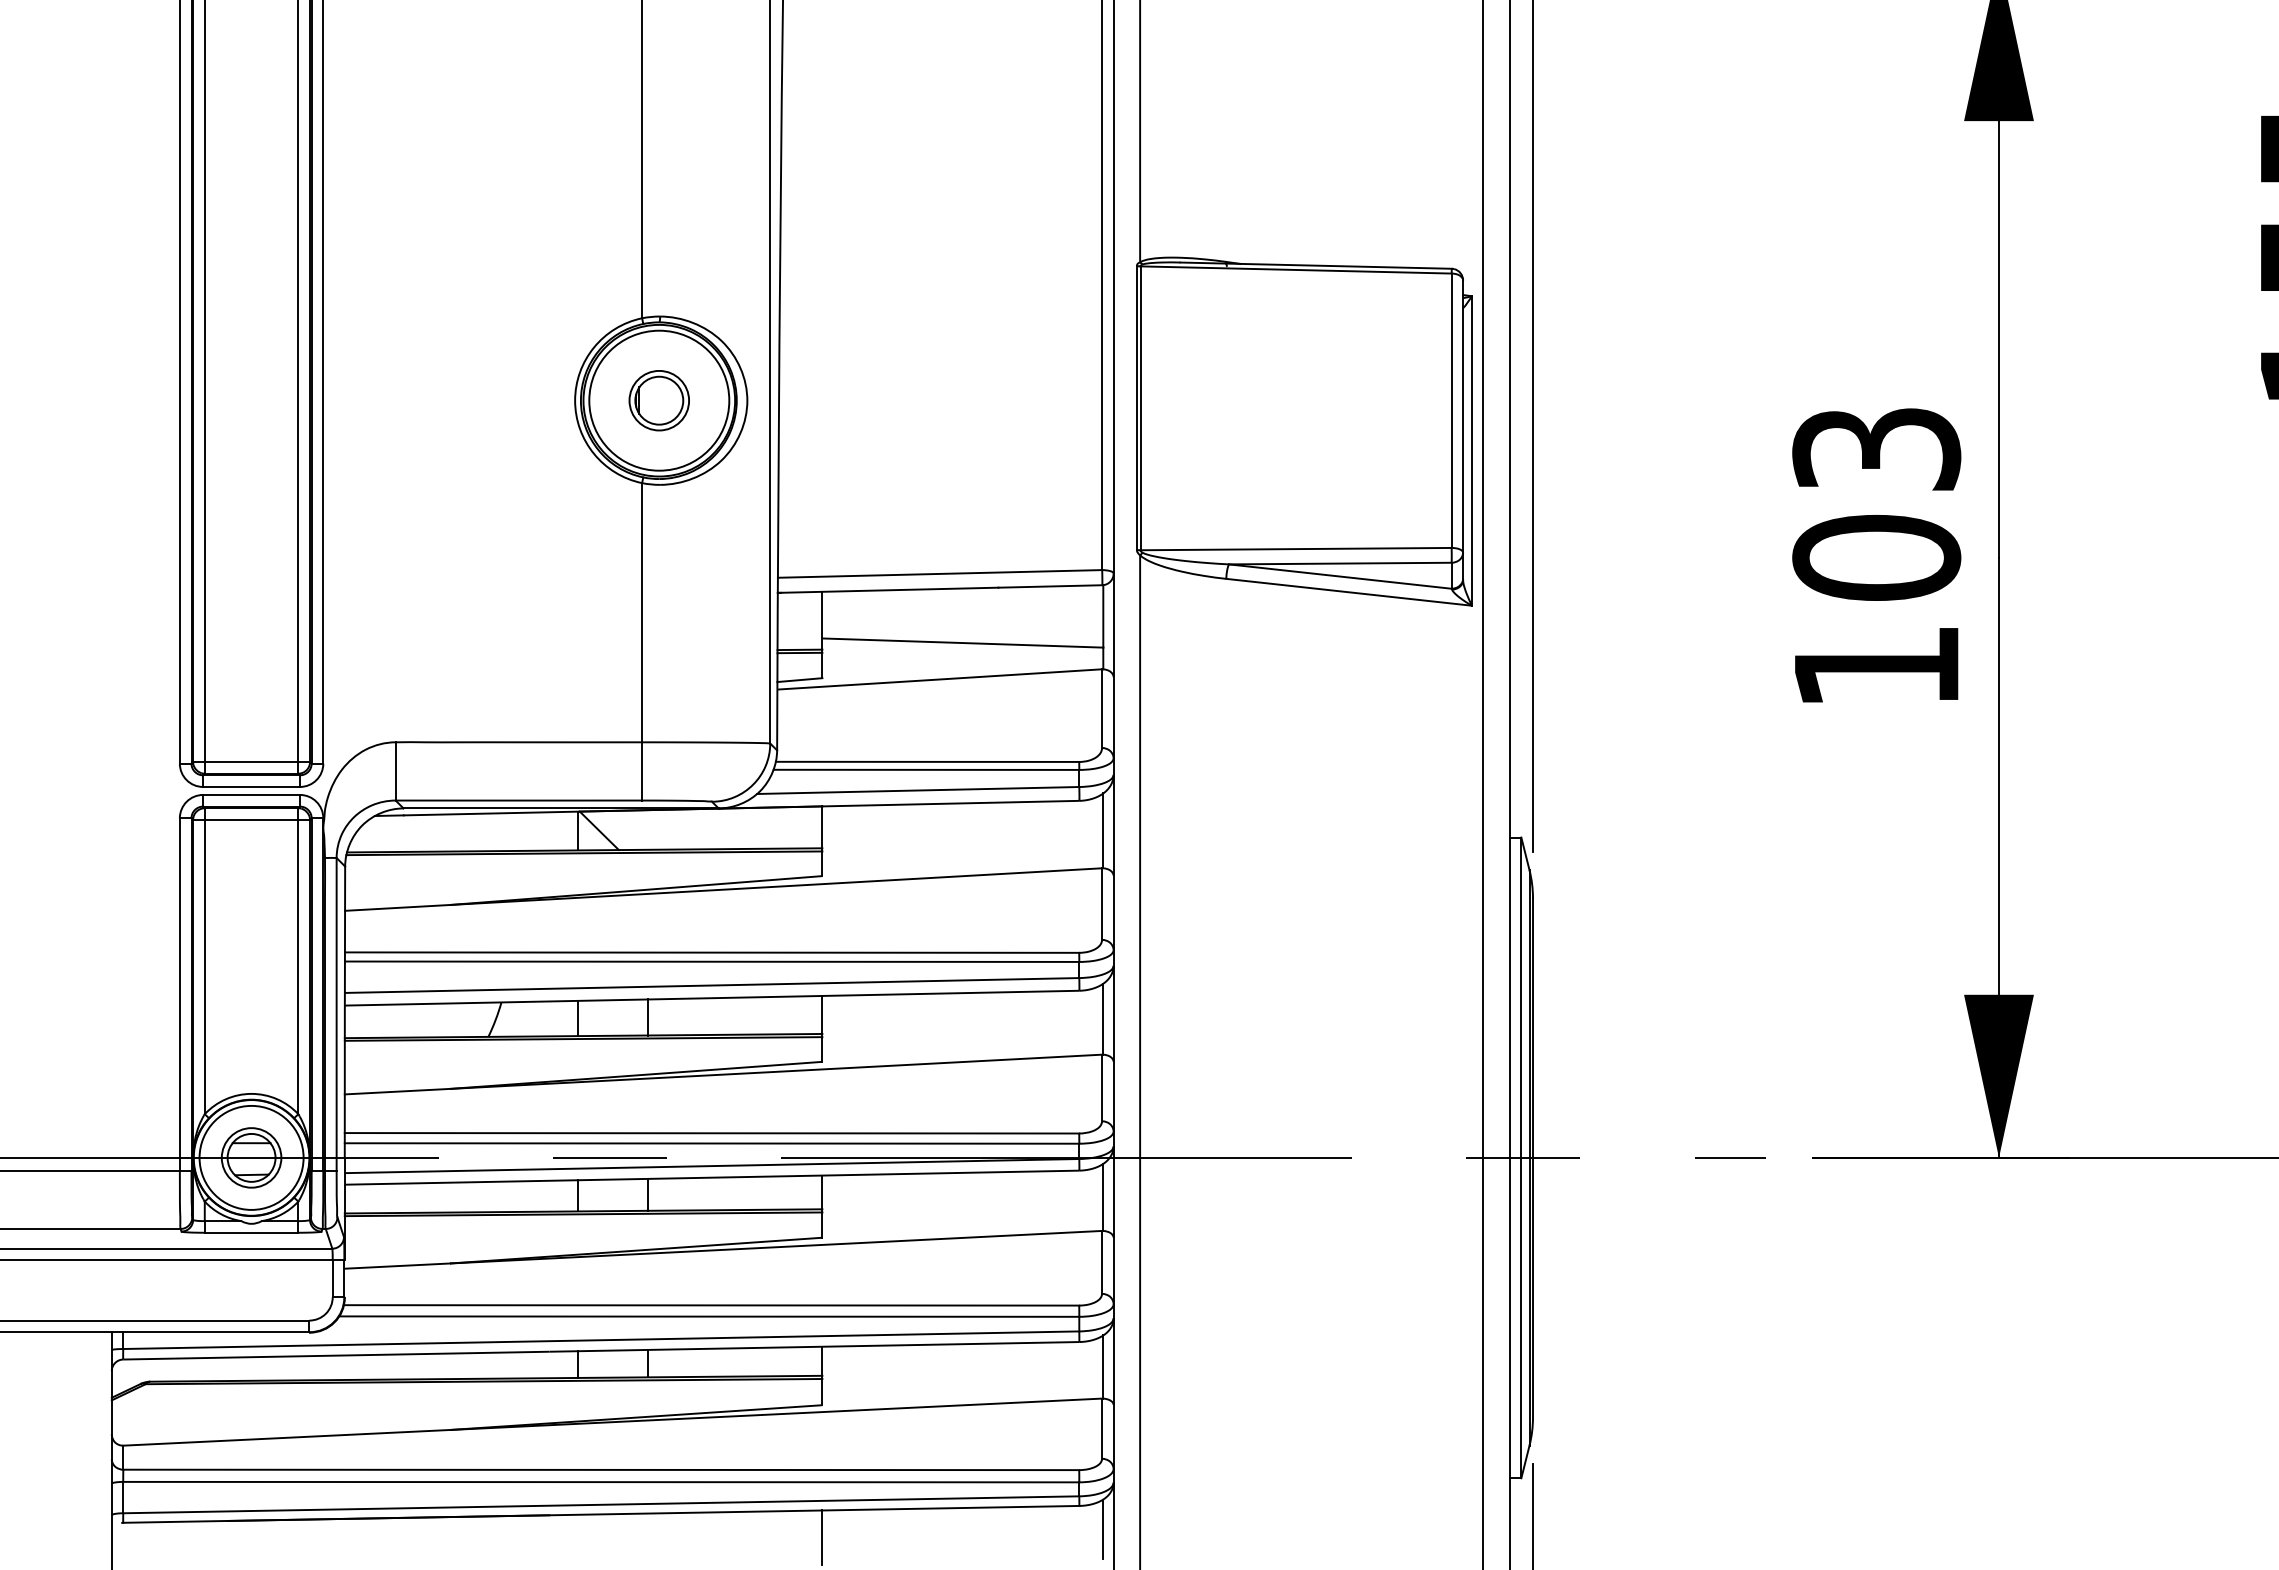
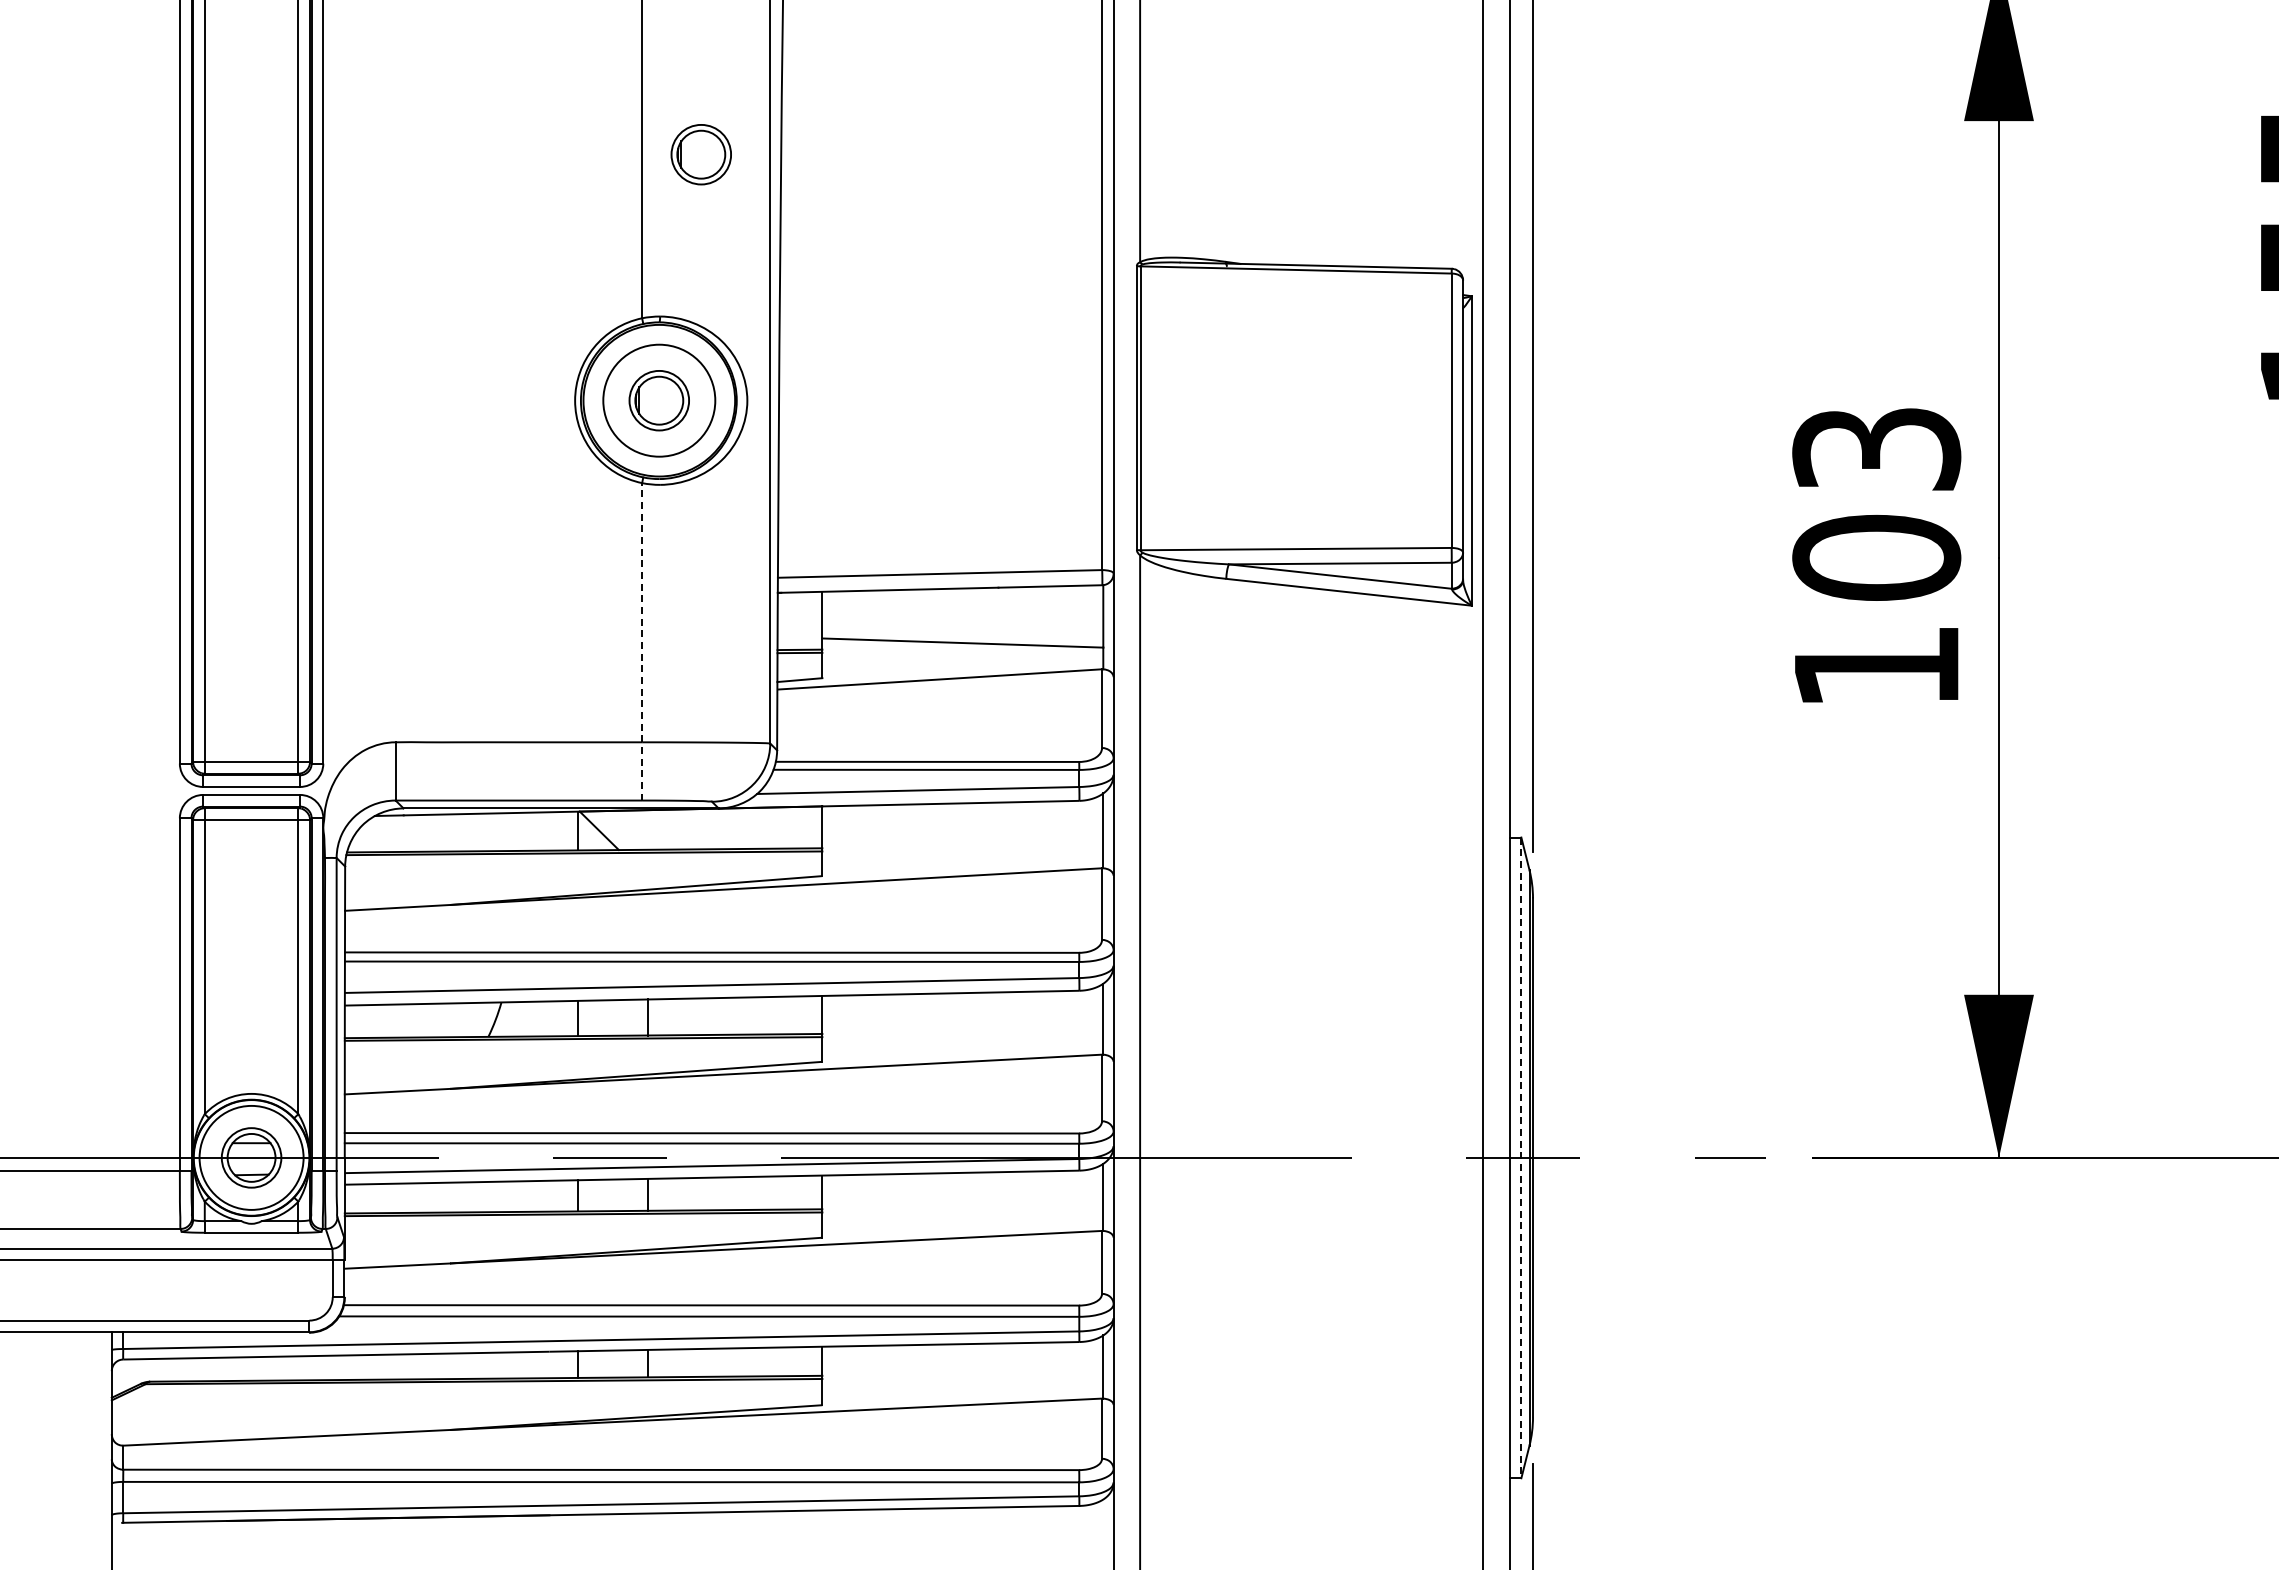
part: none -> present (700, 154)
circle diameter: 140 px -> 112 px (659, 400)
line: solid -> dashed (642, 641)
line: solid -> dashed (1521, 1158)
line: present -> none (1103, 1528)
line: present -> none (822, 1537)
